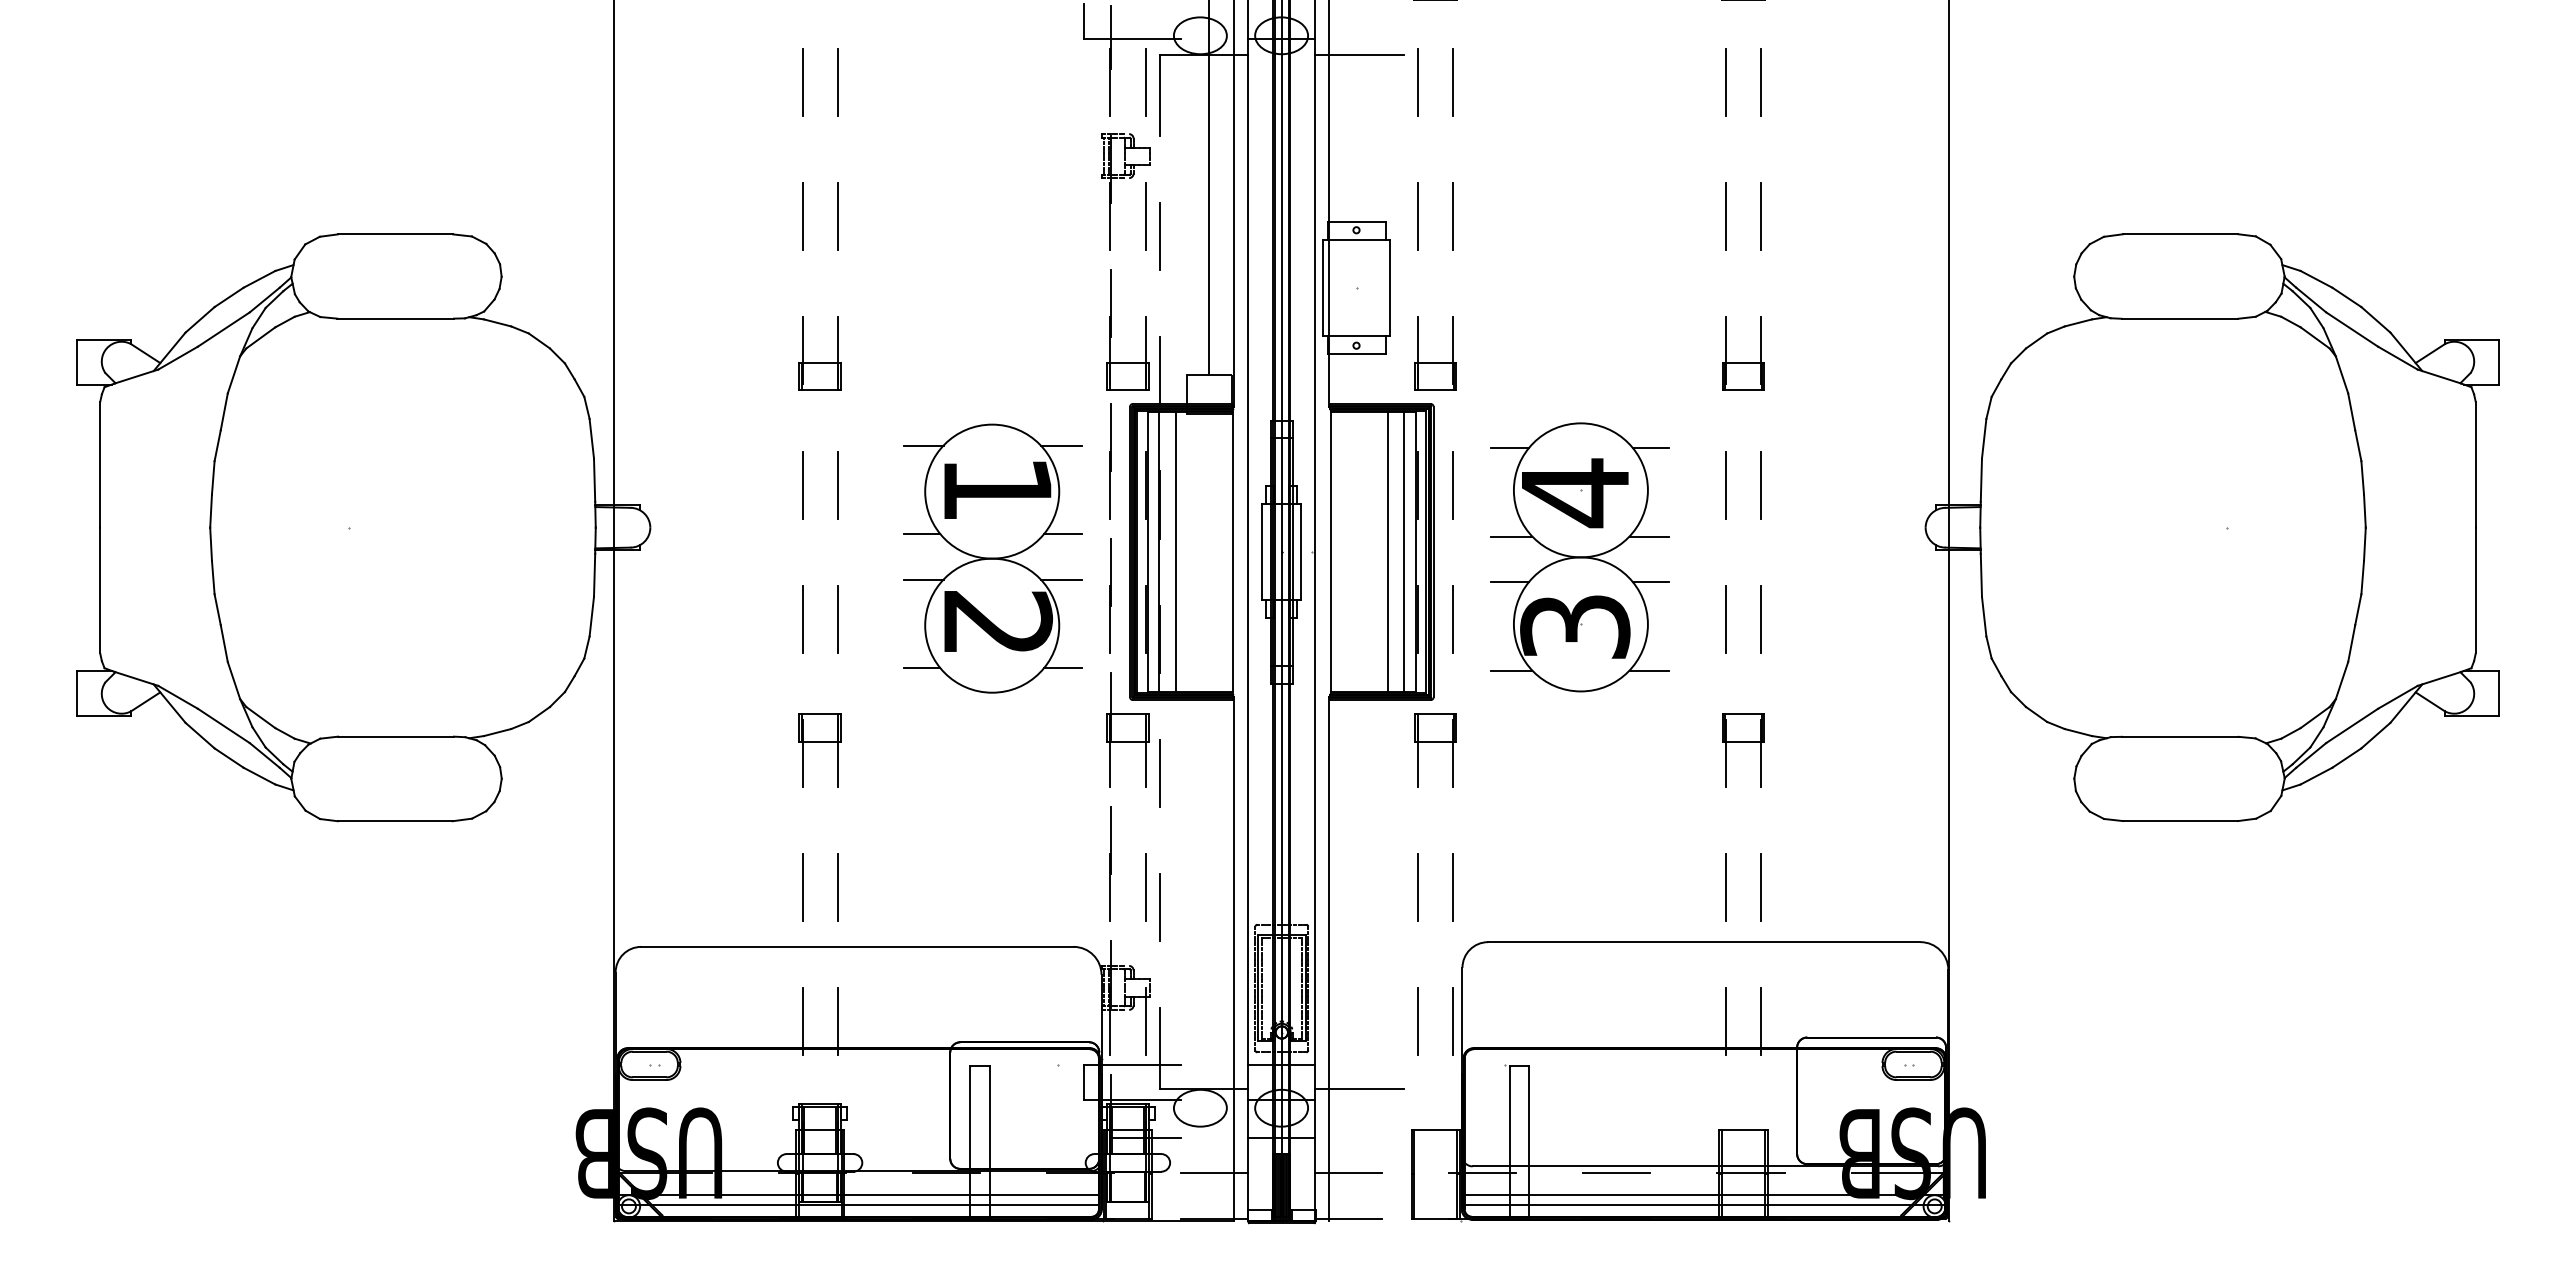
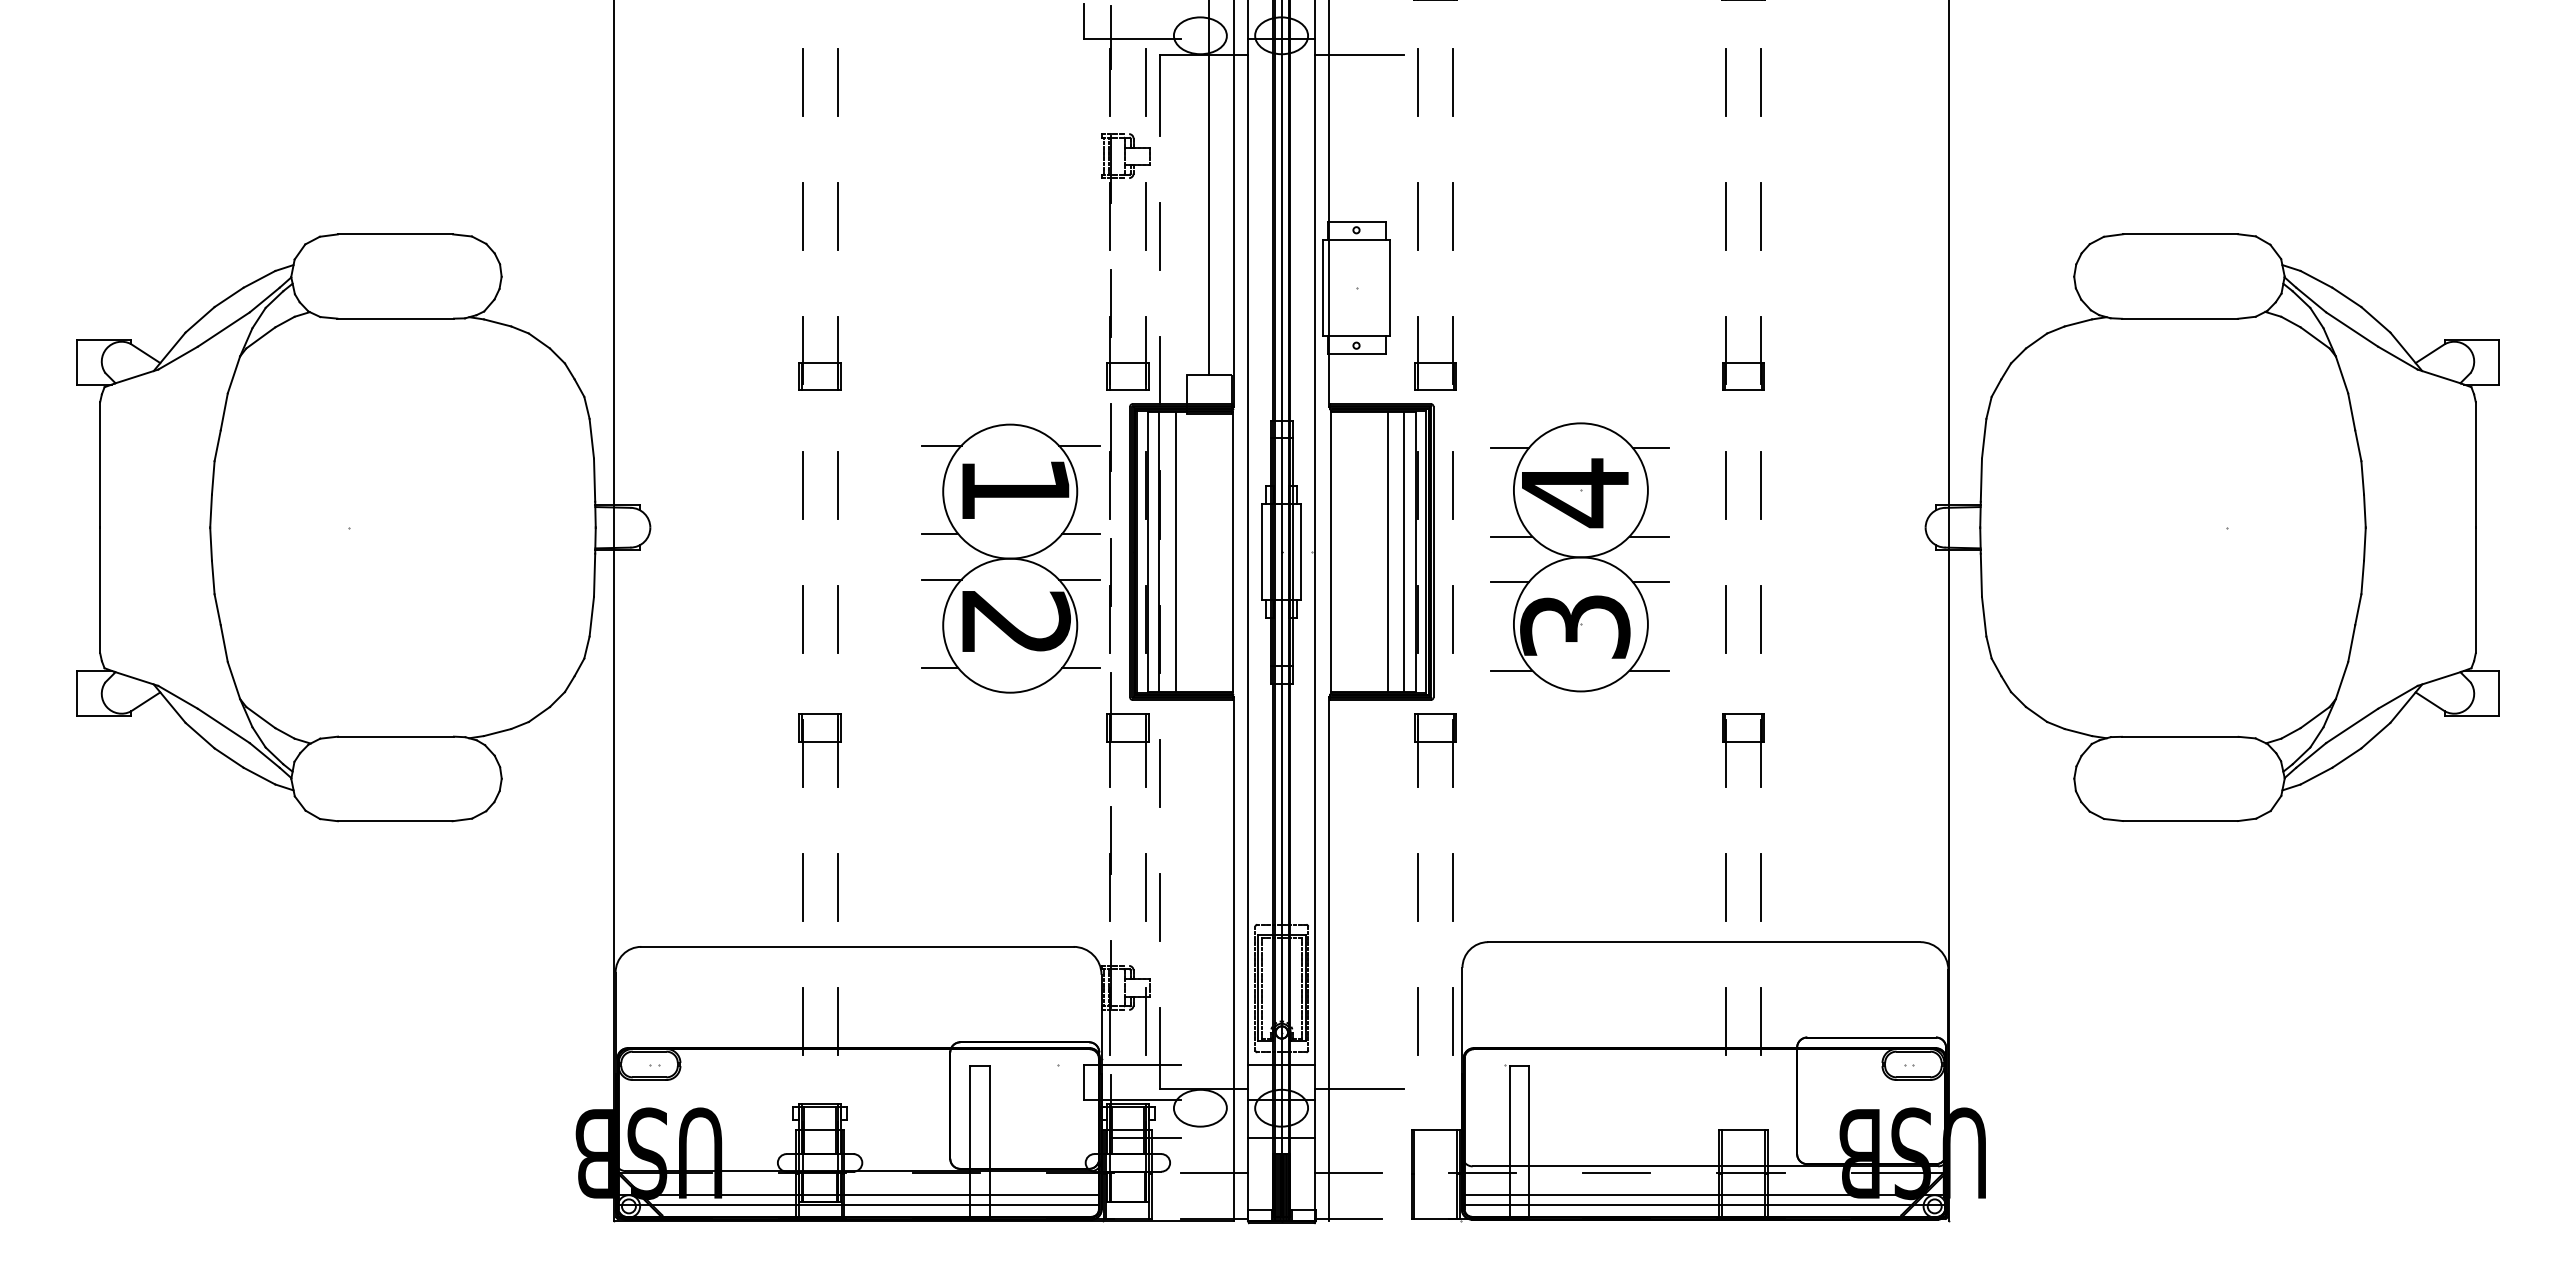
part position: (992, 558) -> (1010, 558) (1010, 558)
